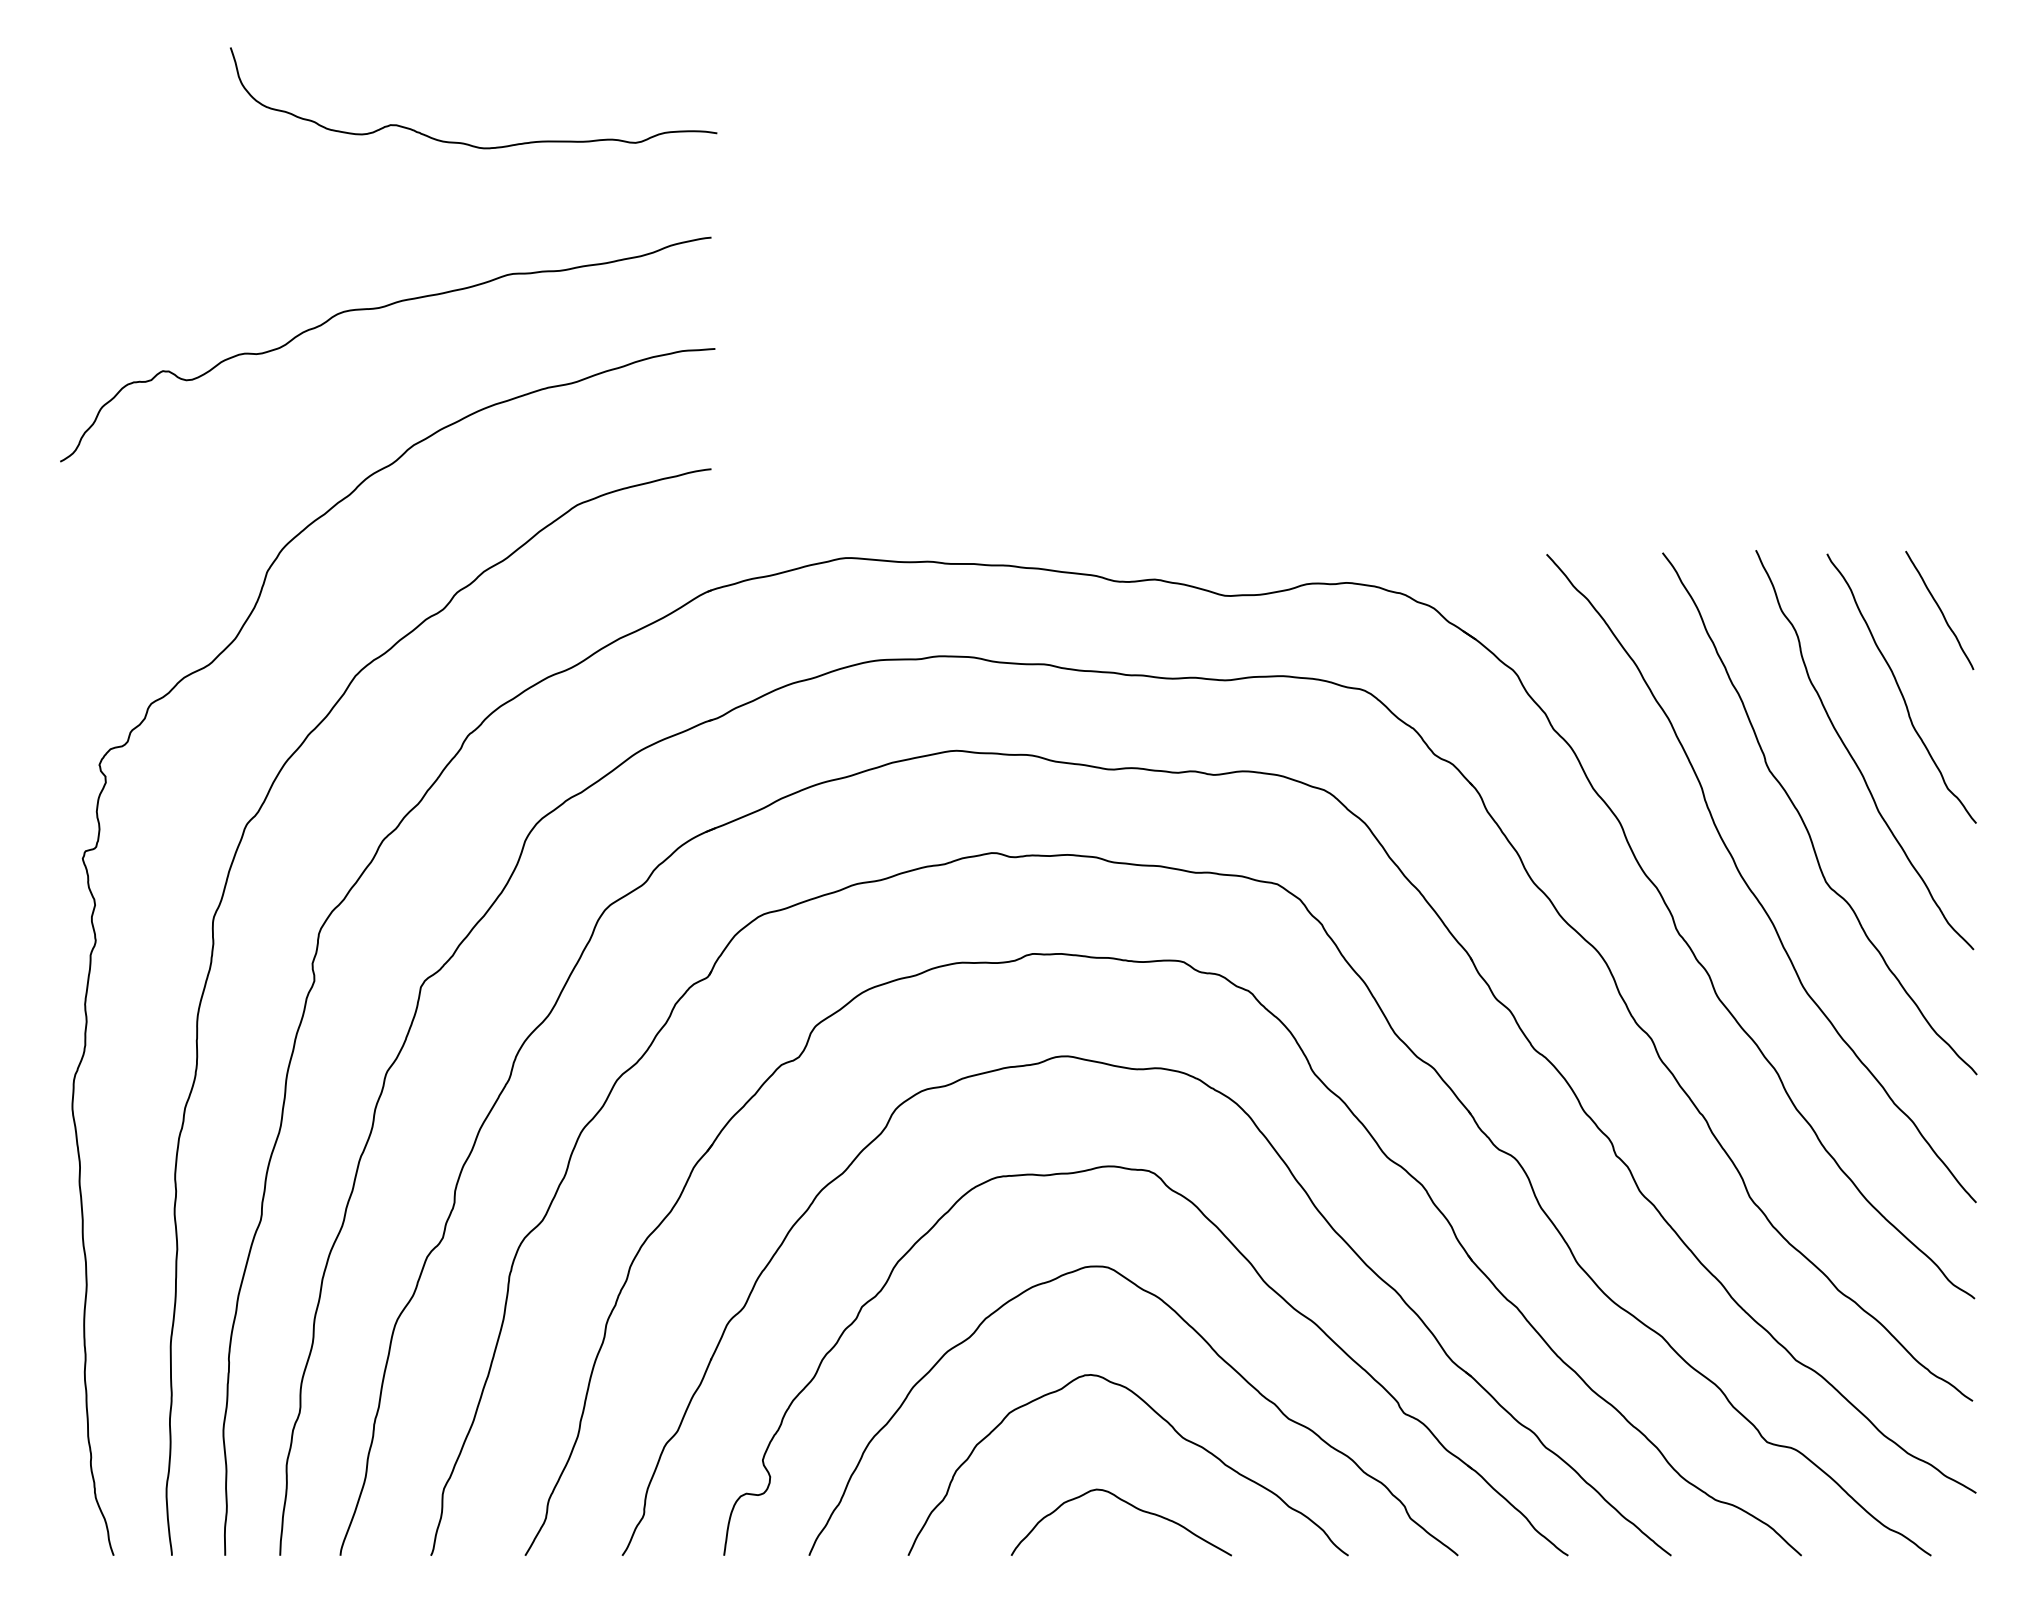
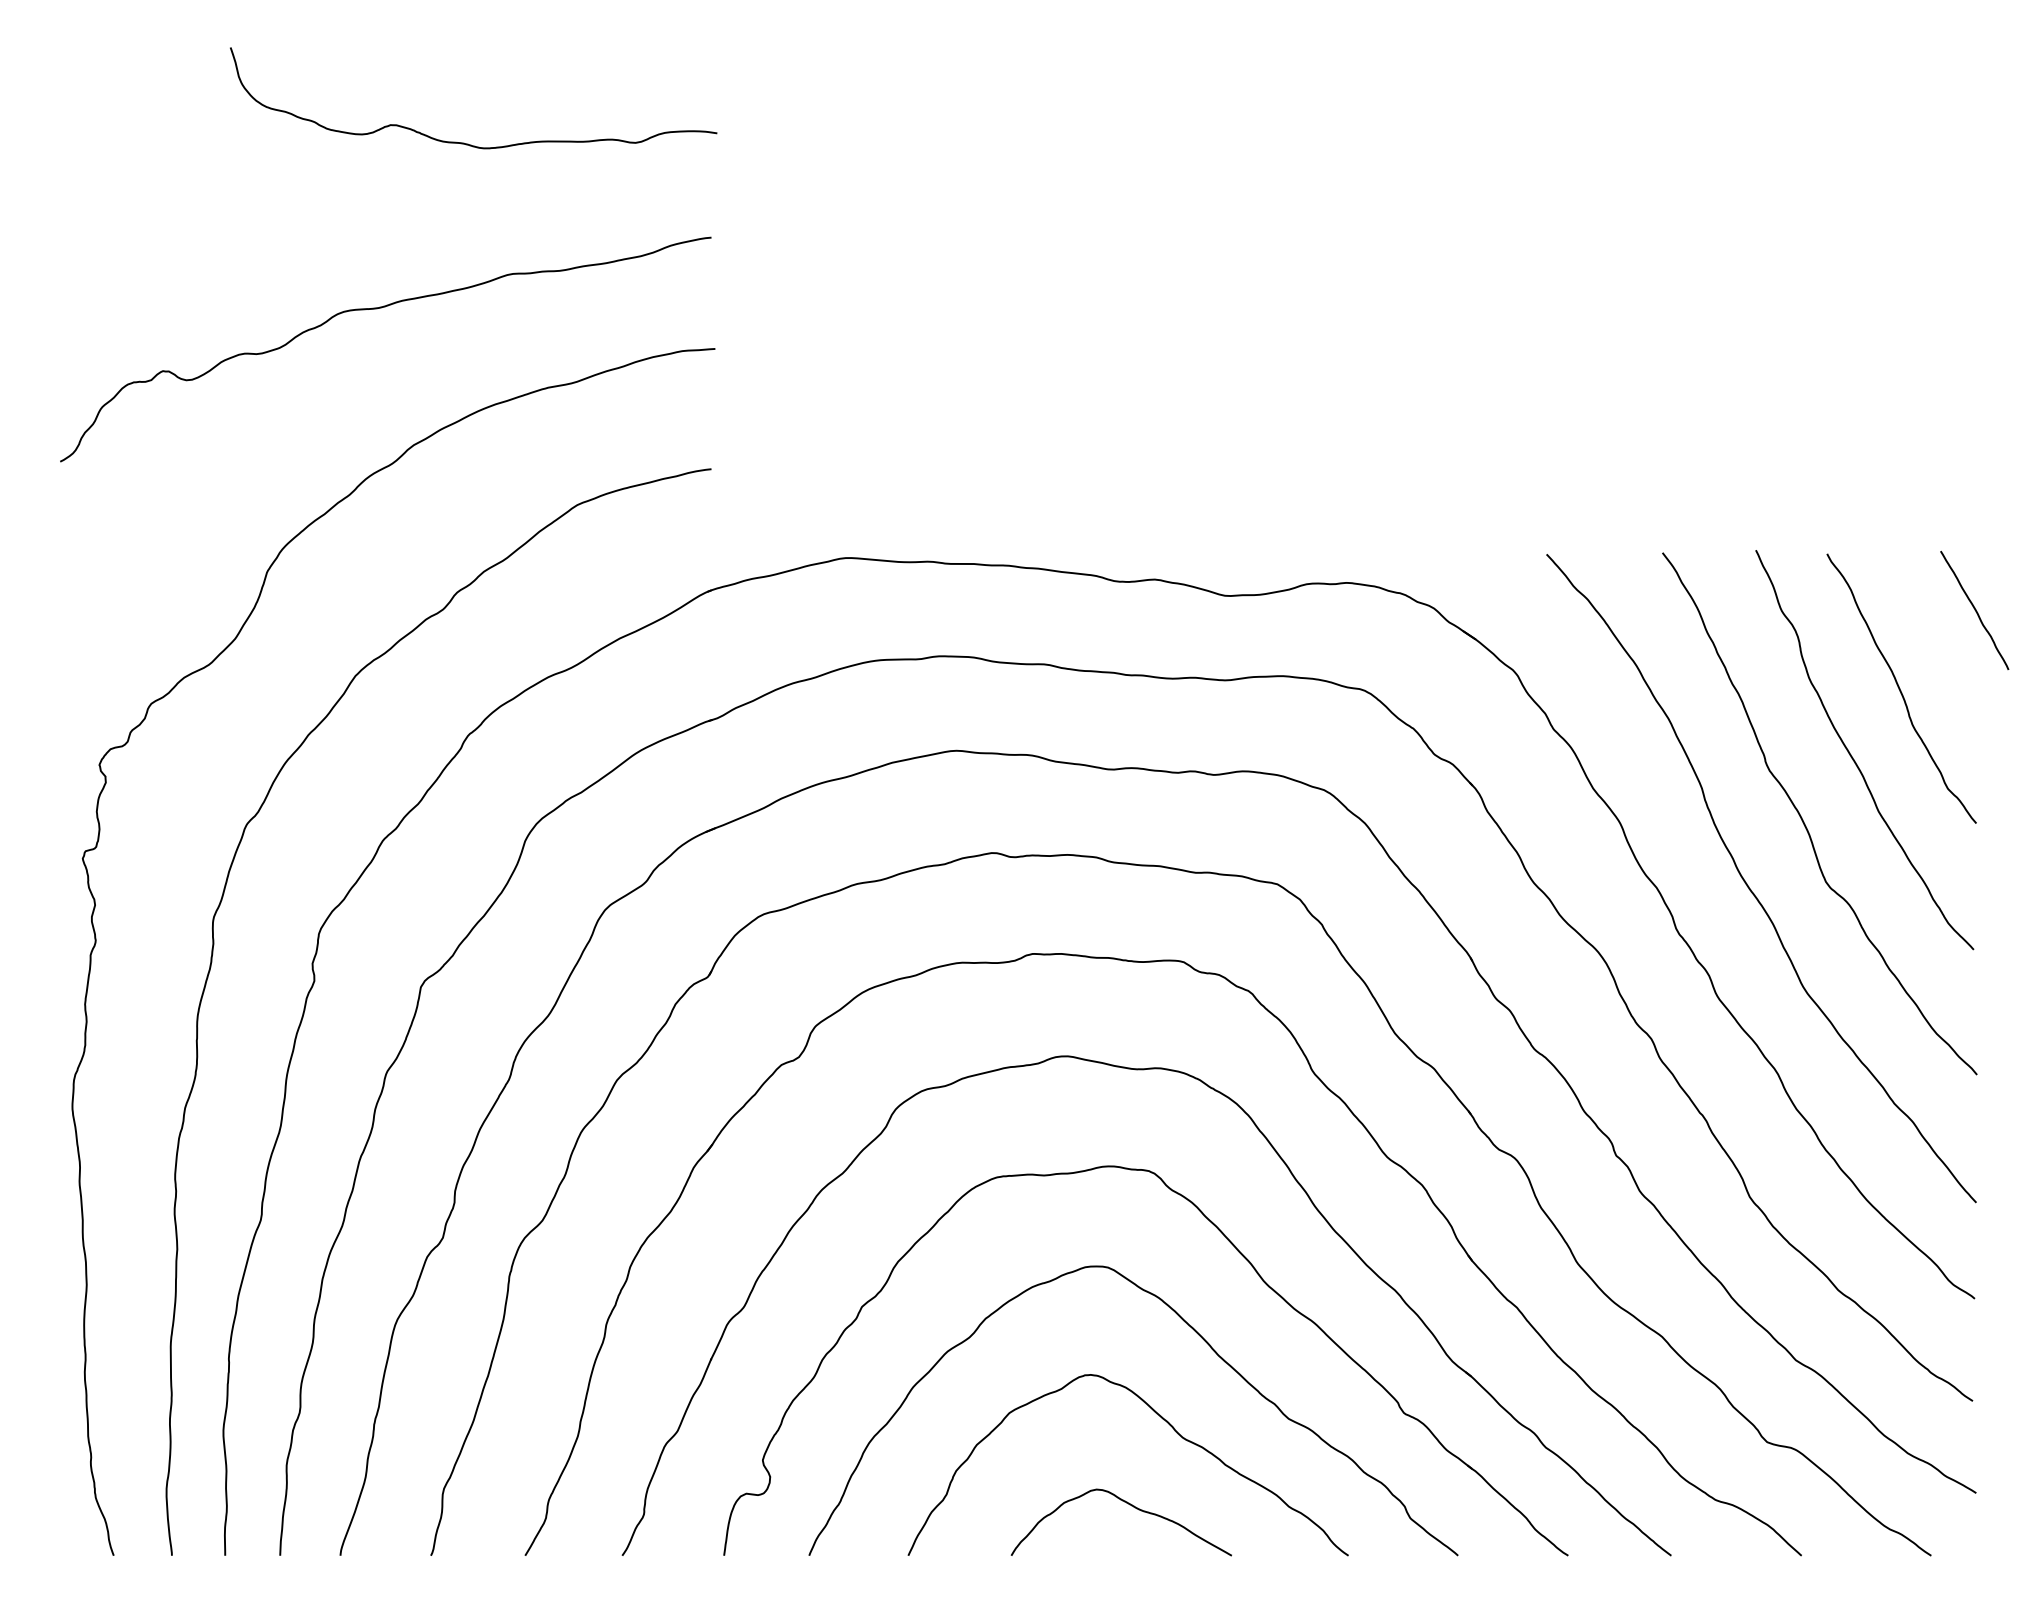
curve position: (1939, 610) -> (1974, 610) (1974, 610)
